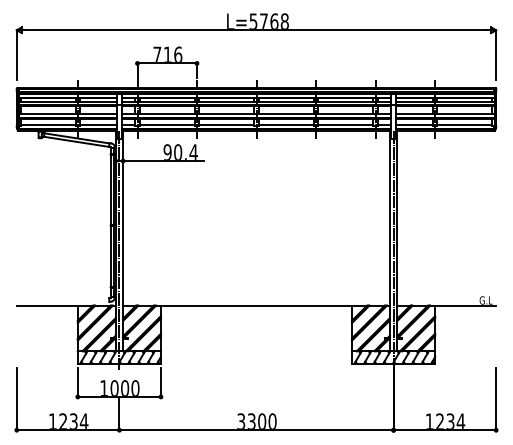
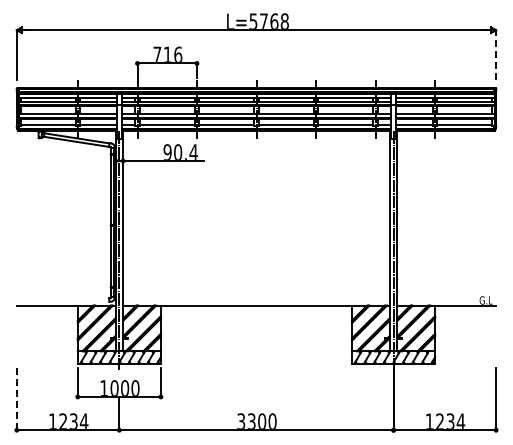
line: solid -> dashed (496, 54)
line: solid -> dashed (16, 399)
